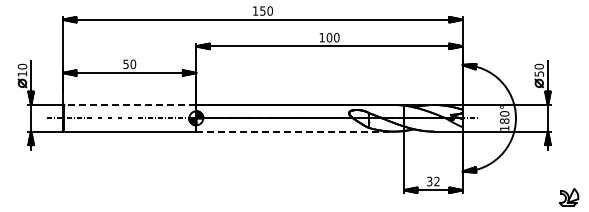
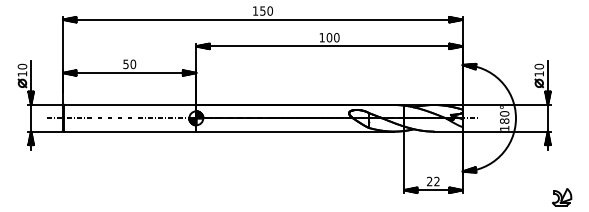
text: 50 -> 10 (539, 73)
line: dashed -> solid (130, 104)
line: dashed -> solid (295, 131)
text: 32 -> 22 (429, 181)
part position: (569, 197) -> (562, 197) (562, 197)
